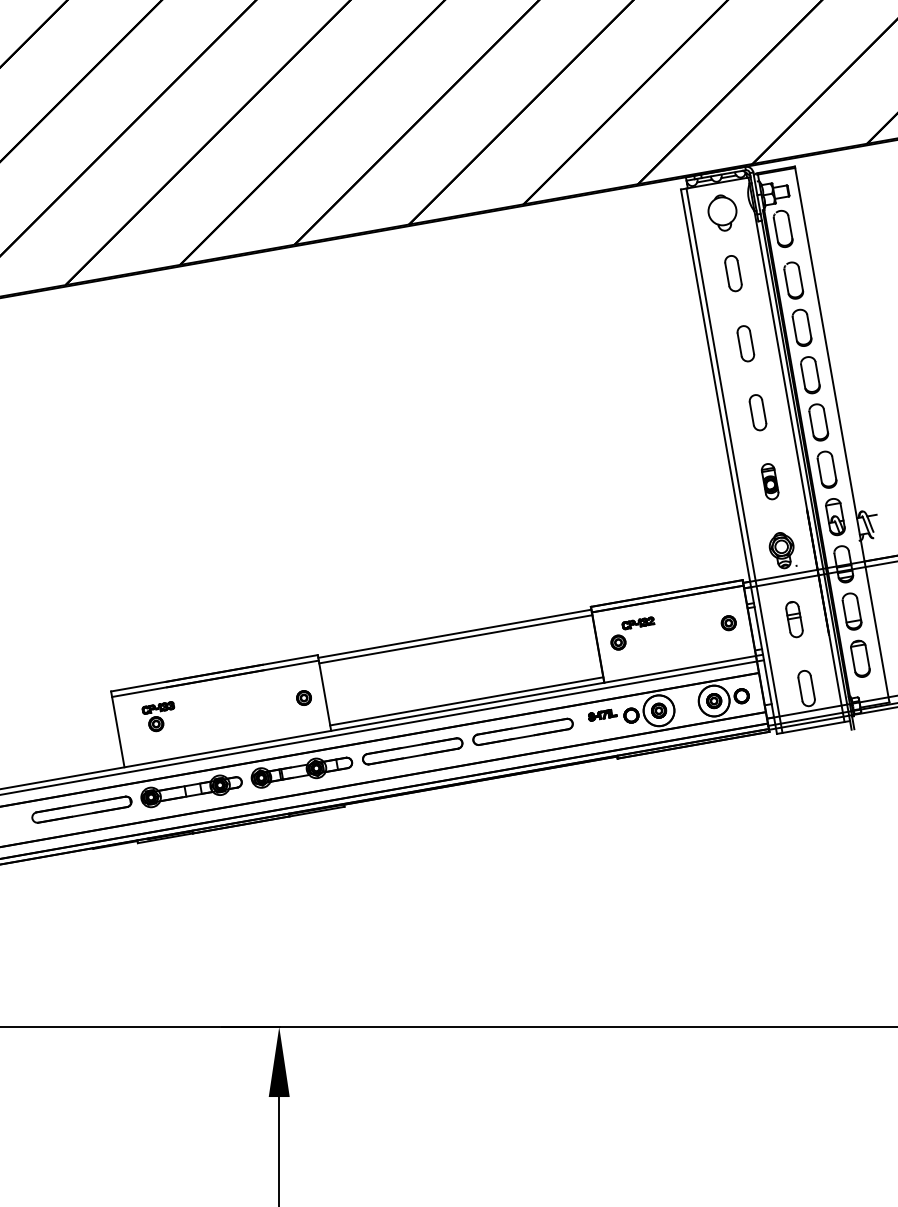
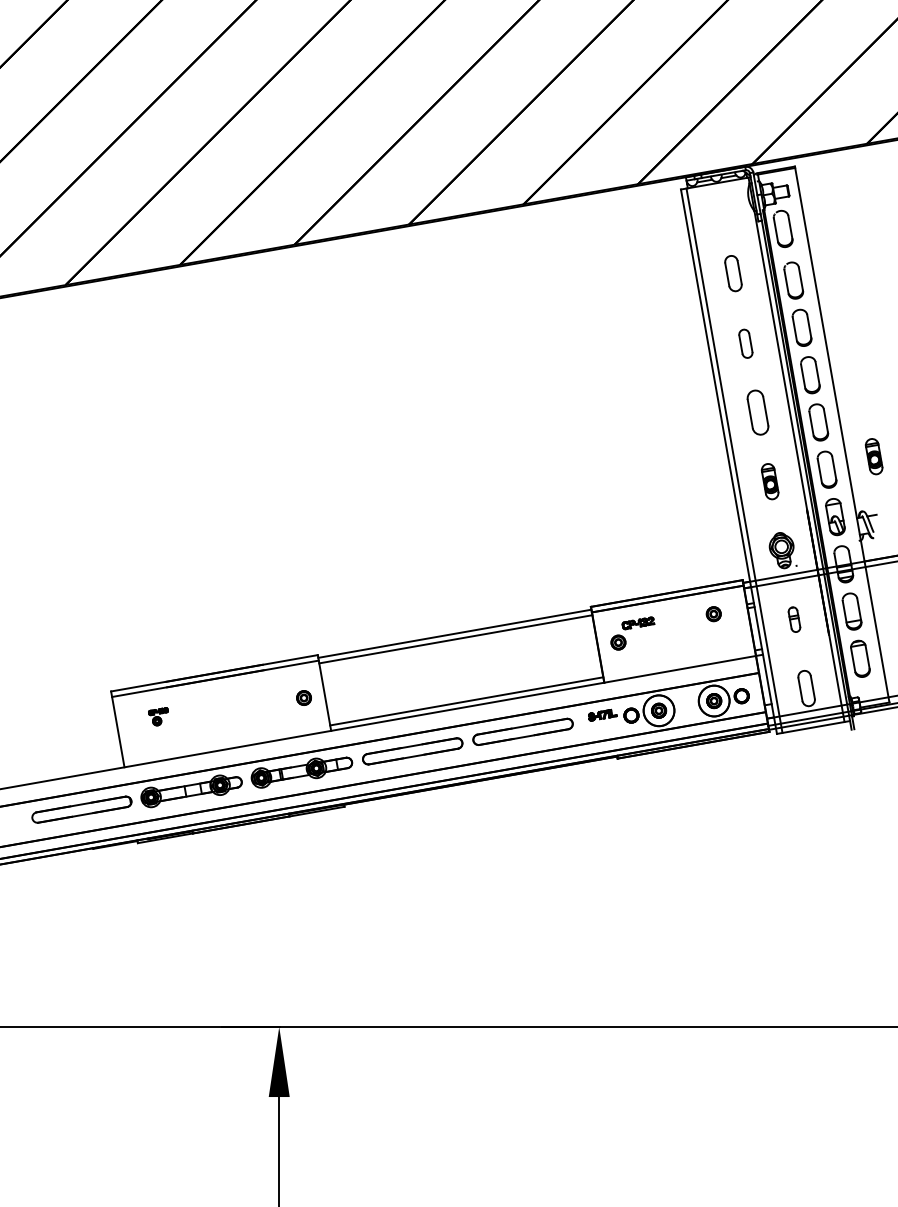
part: present -> none (722, 212)
part size: 20x38 px -> 16x31 px (745, 343)
part size: 20x38 px -> 24x47 px (757, 412)
part: none -> present (873, 456)
part size: 19x38 px -> 15x27 px (794, 619)
part position: (728, 623) -> (713, 614) (713, 614)
part size: 35x32 px -> 21x20 px (158, 716)
line: present -> none (382, 727)
